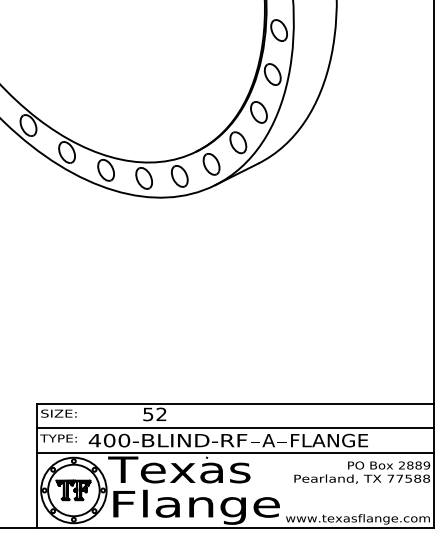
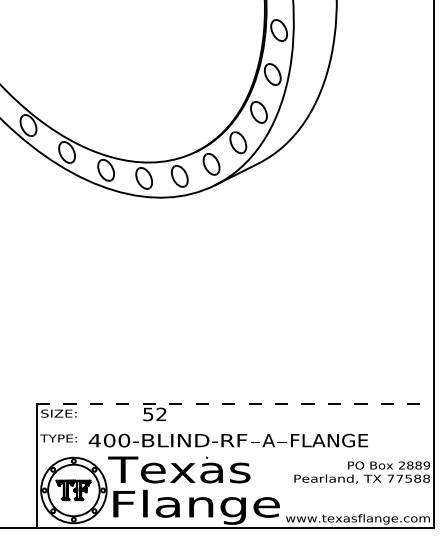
line: solid -> dashed (235, 403)
line: present -> none (234, 428)
line: present -> none (234, 453)
